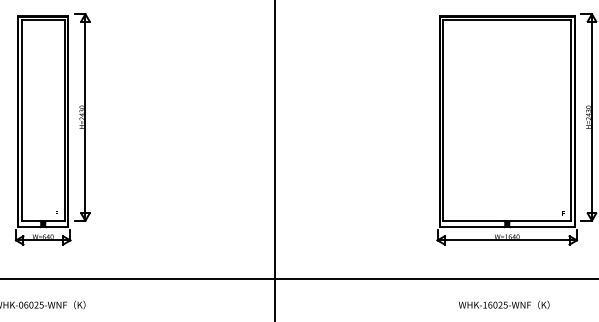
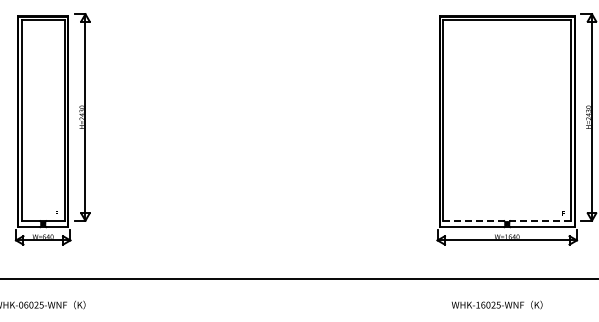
line: present -> none (275, 160)
line: solid -> dashed (507, 220)
text position: (503, 304) -> (496, 304) (496, 304)
